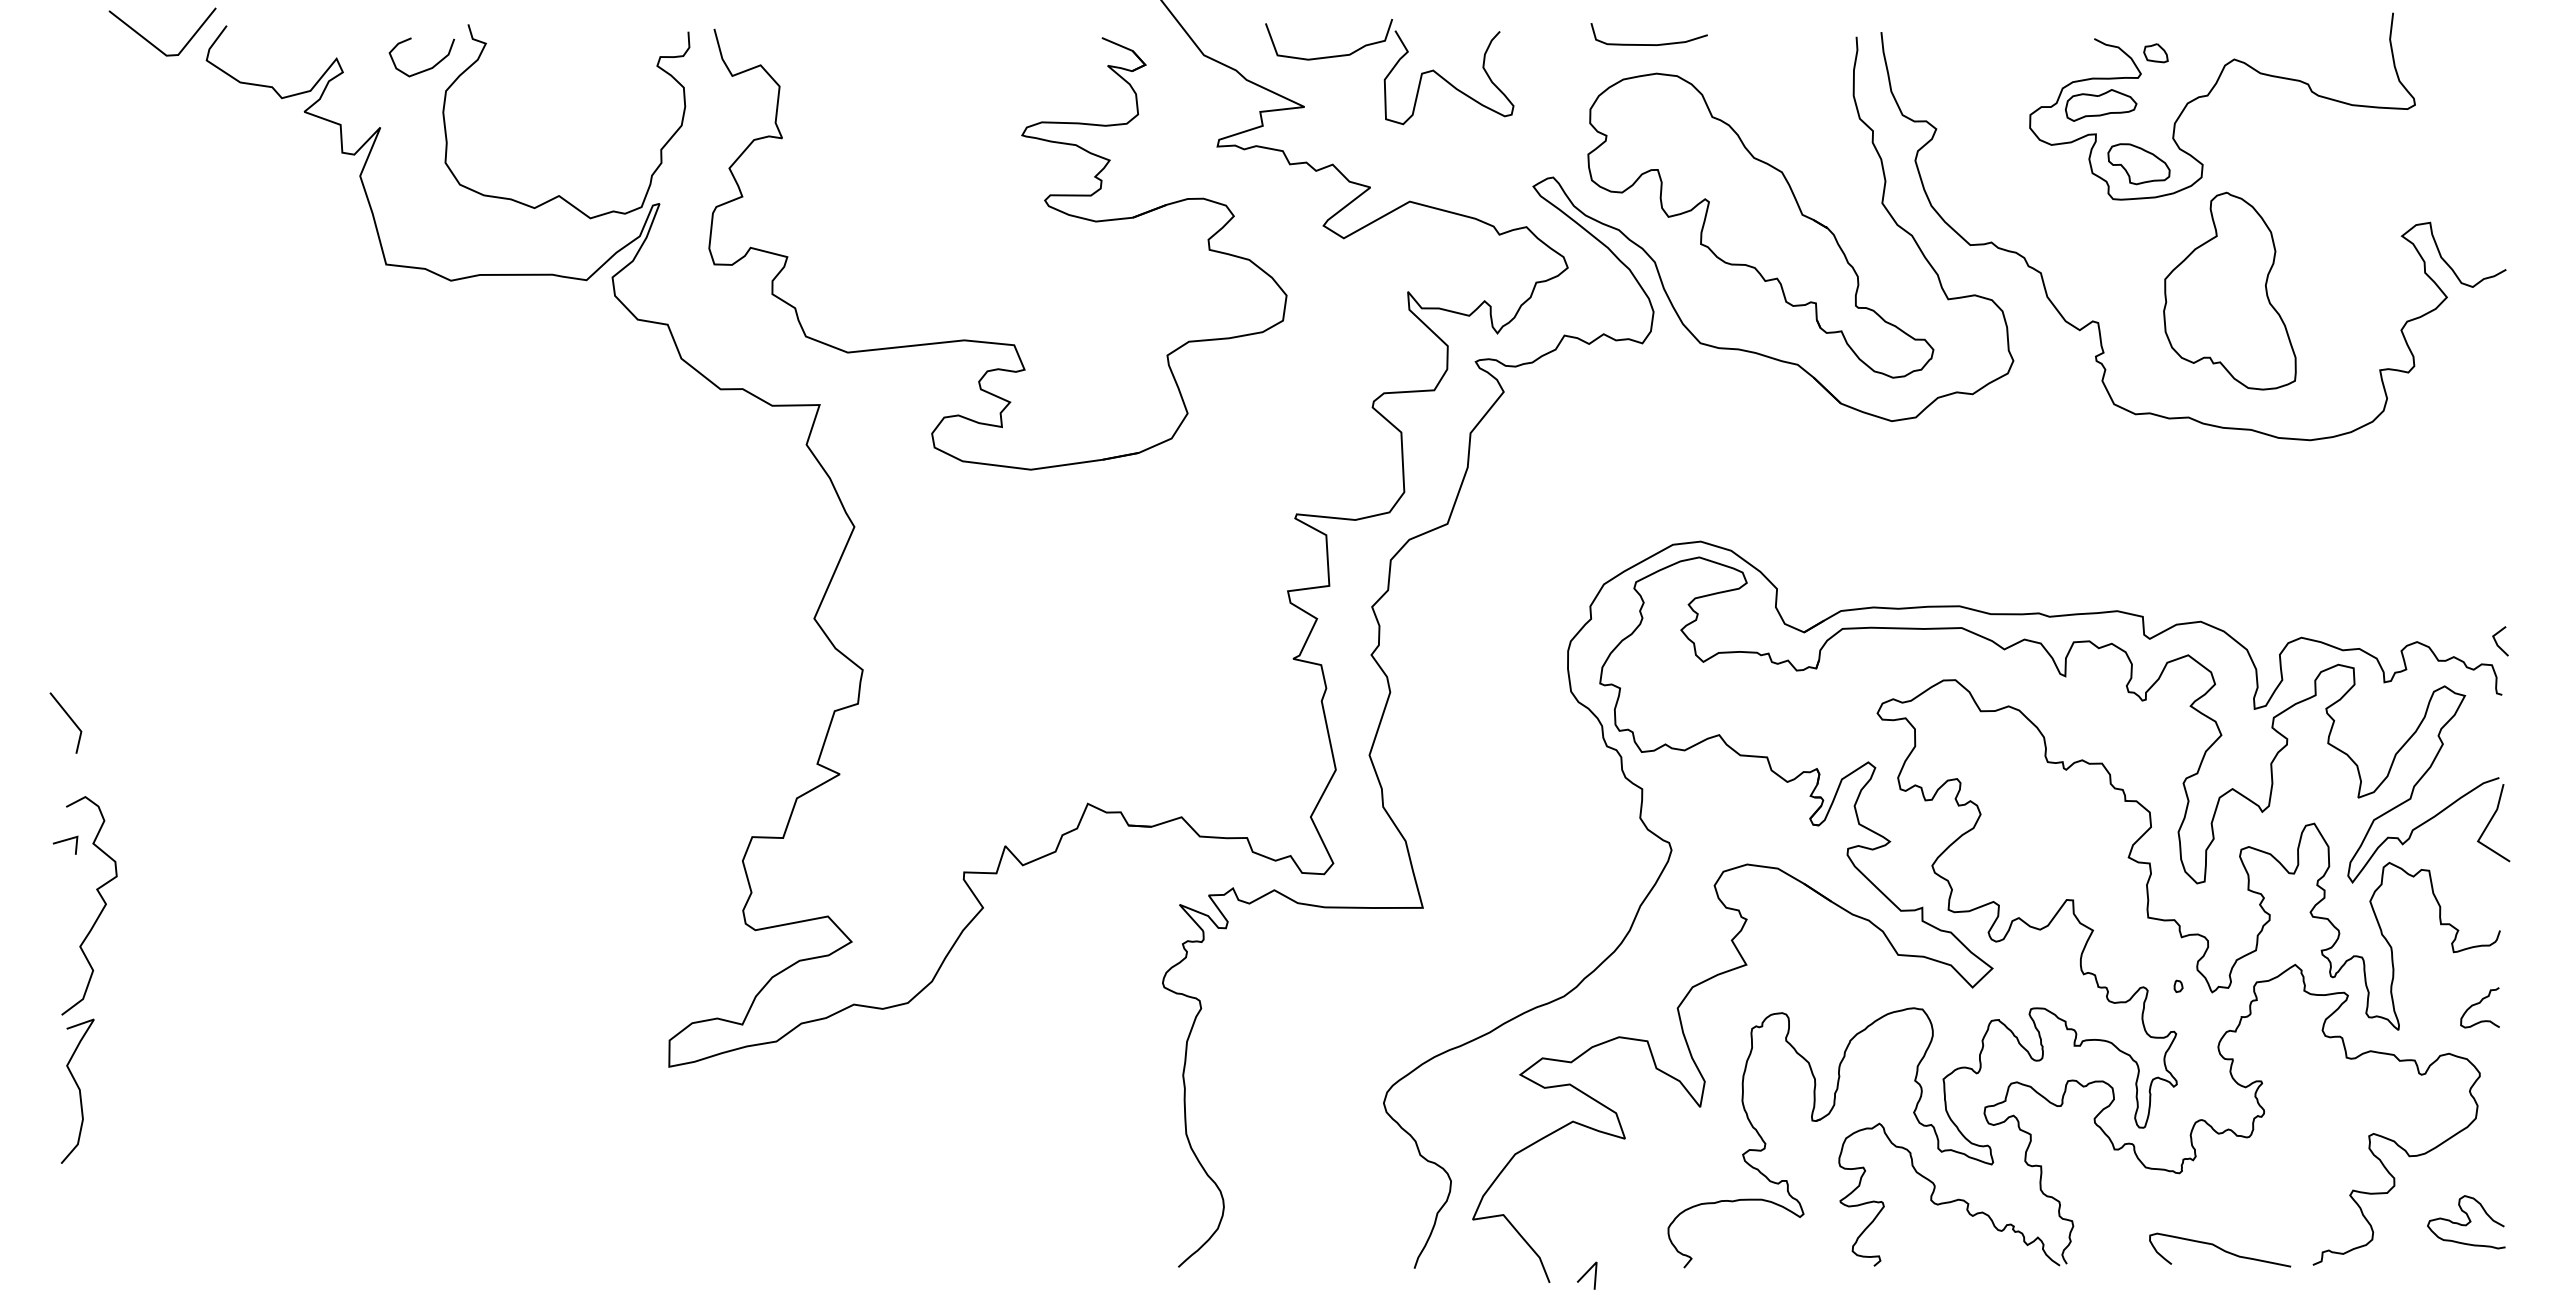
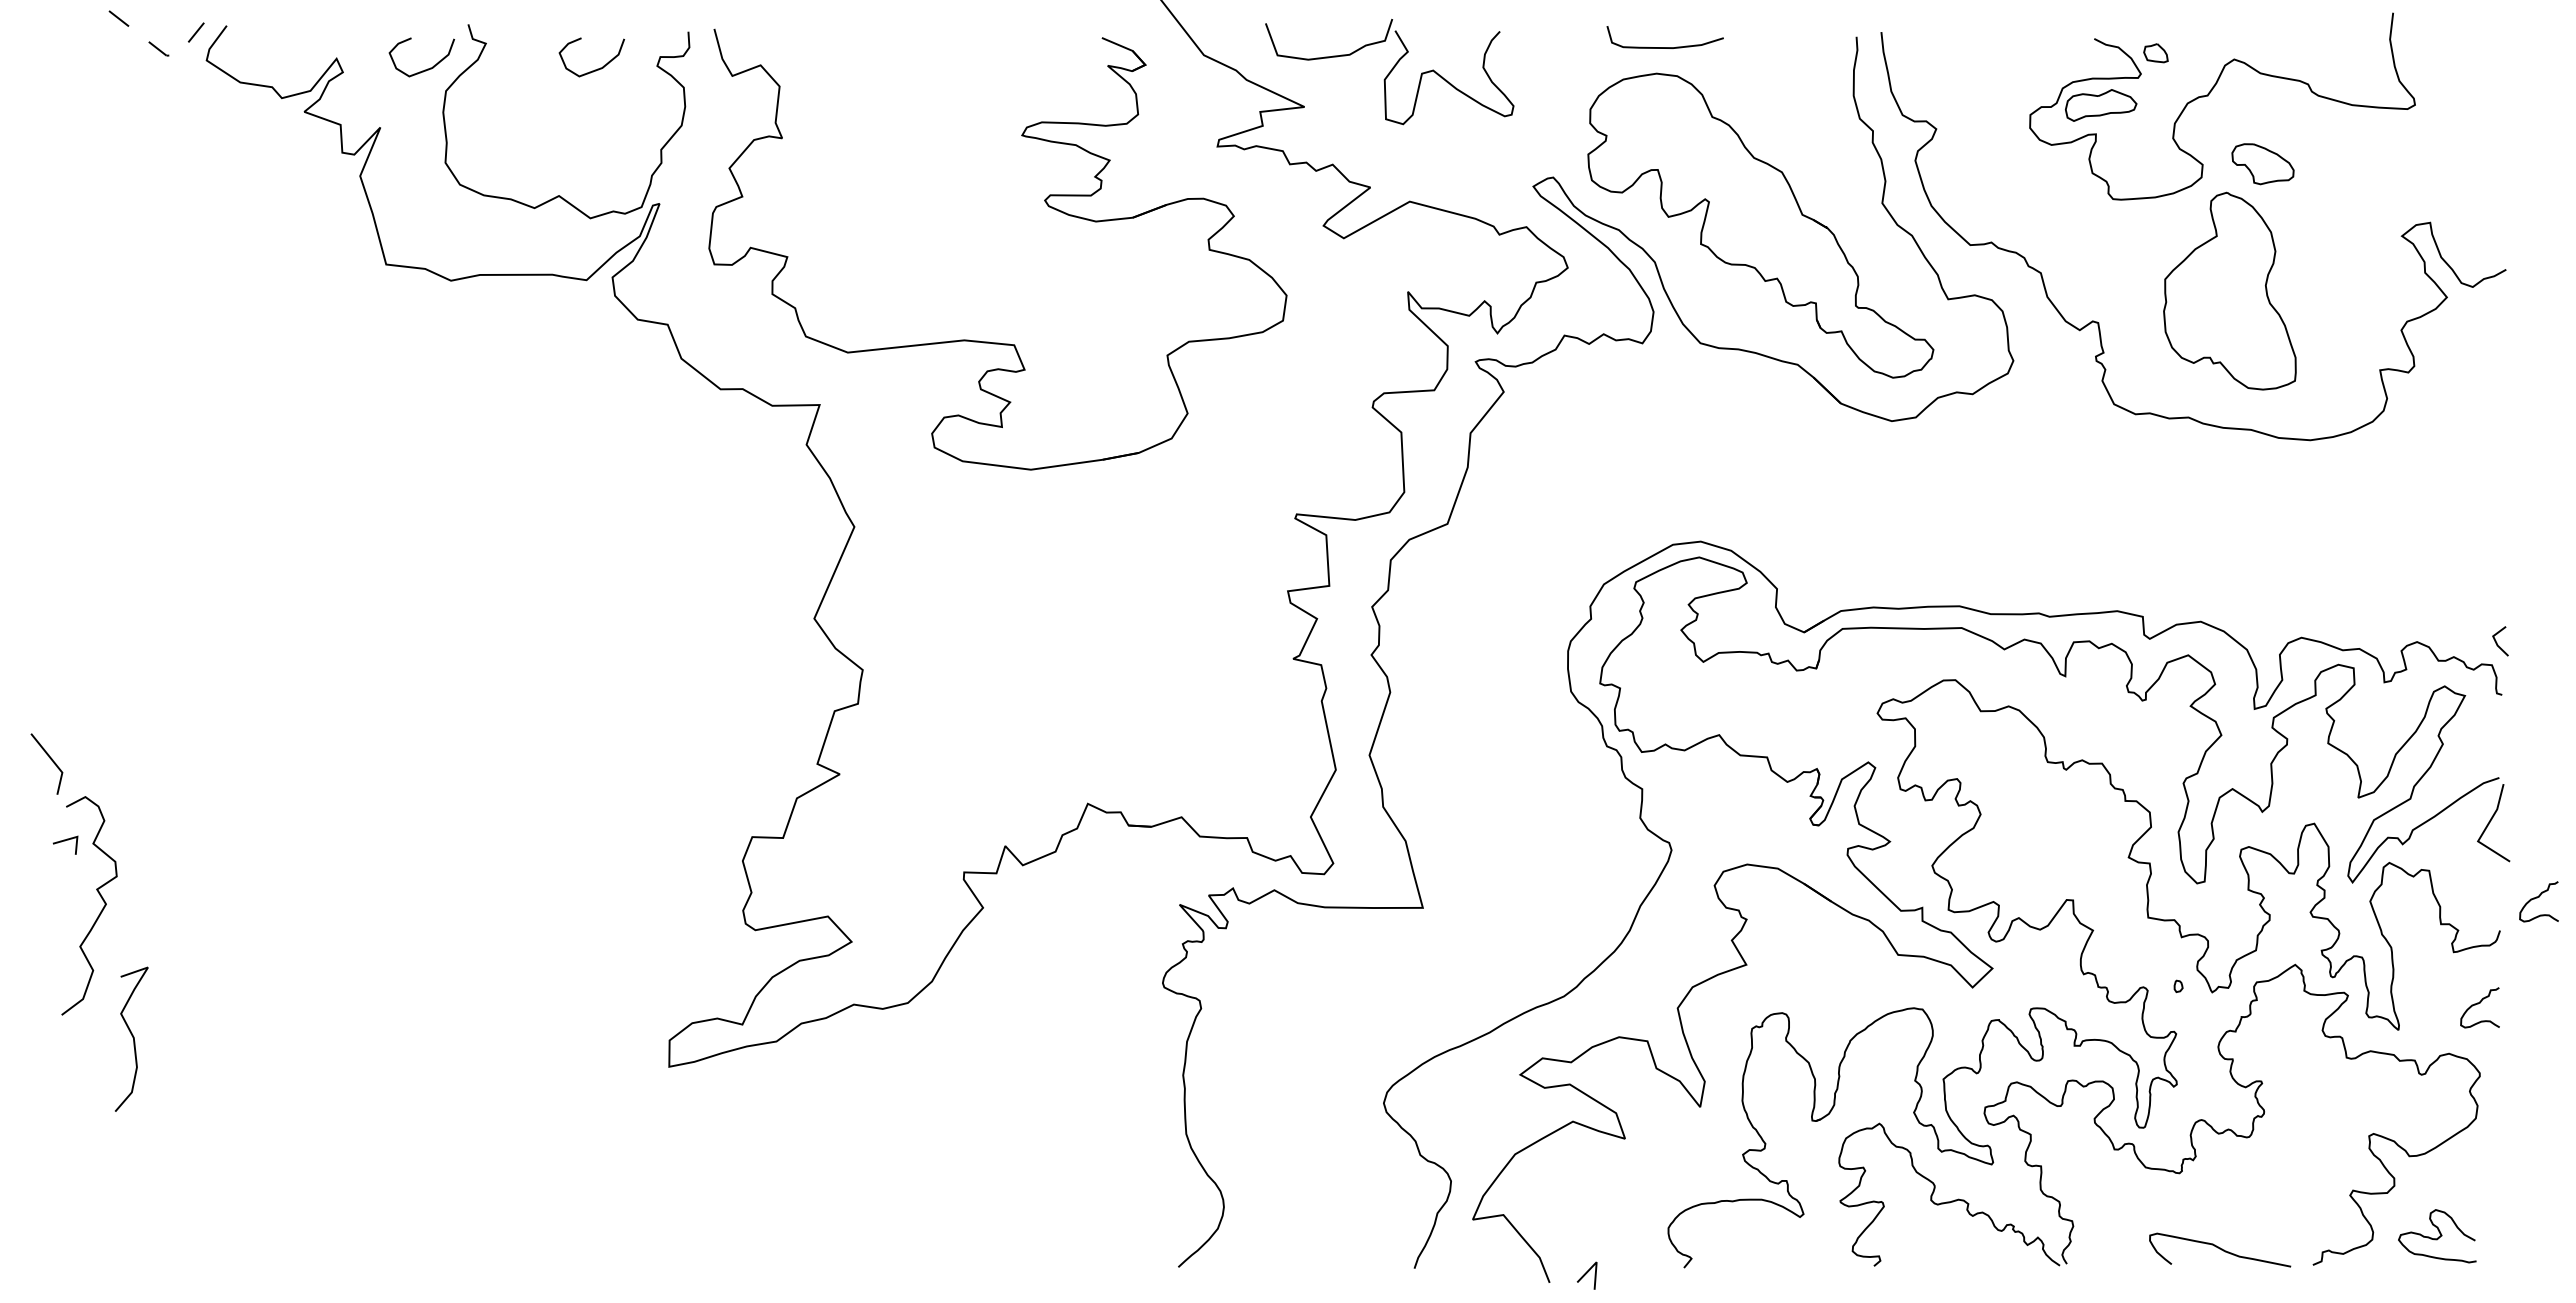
curve position: (1648, 44) -> (1664, 47) (1664, 47)
line: solid -> dashed (166, 55)
curve: none -> present (594, 69)
part position: (2138, 164) -> (2262, 164) (2262, 164)
line position: (69, 718) -> (50, 759) (50, 759)
curve: none -> present (2537, 898)
curve position: (78, 1089) -> (132, 1037) (132, 1037)
curve position: (2467, 1222) -> (2438, 1236) (2438, 1236)
